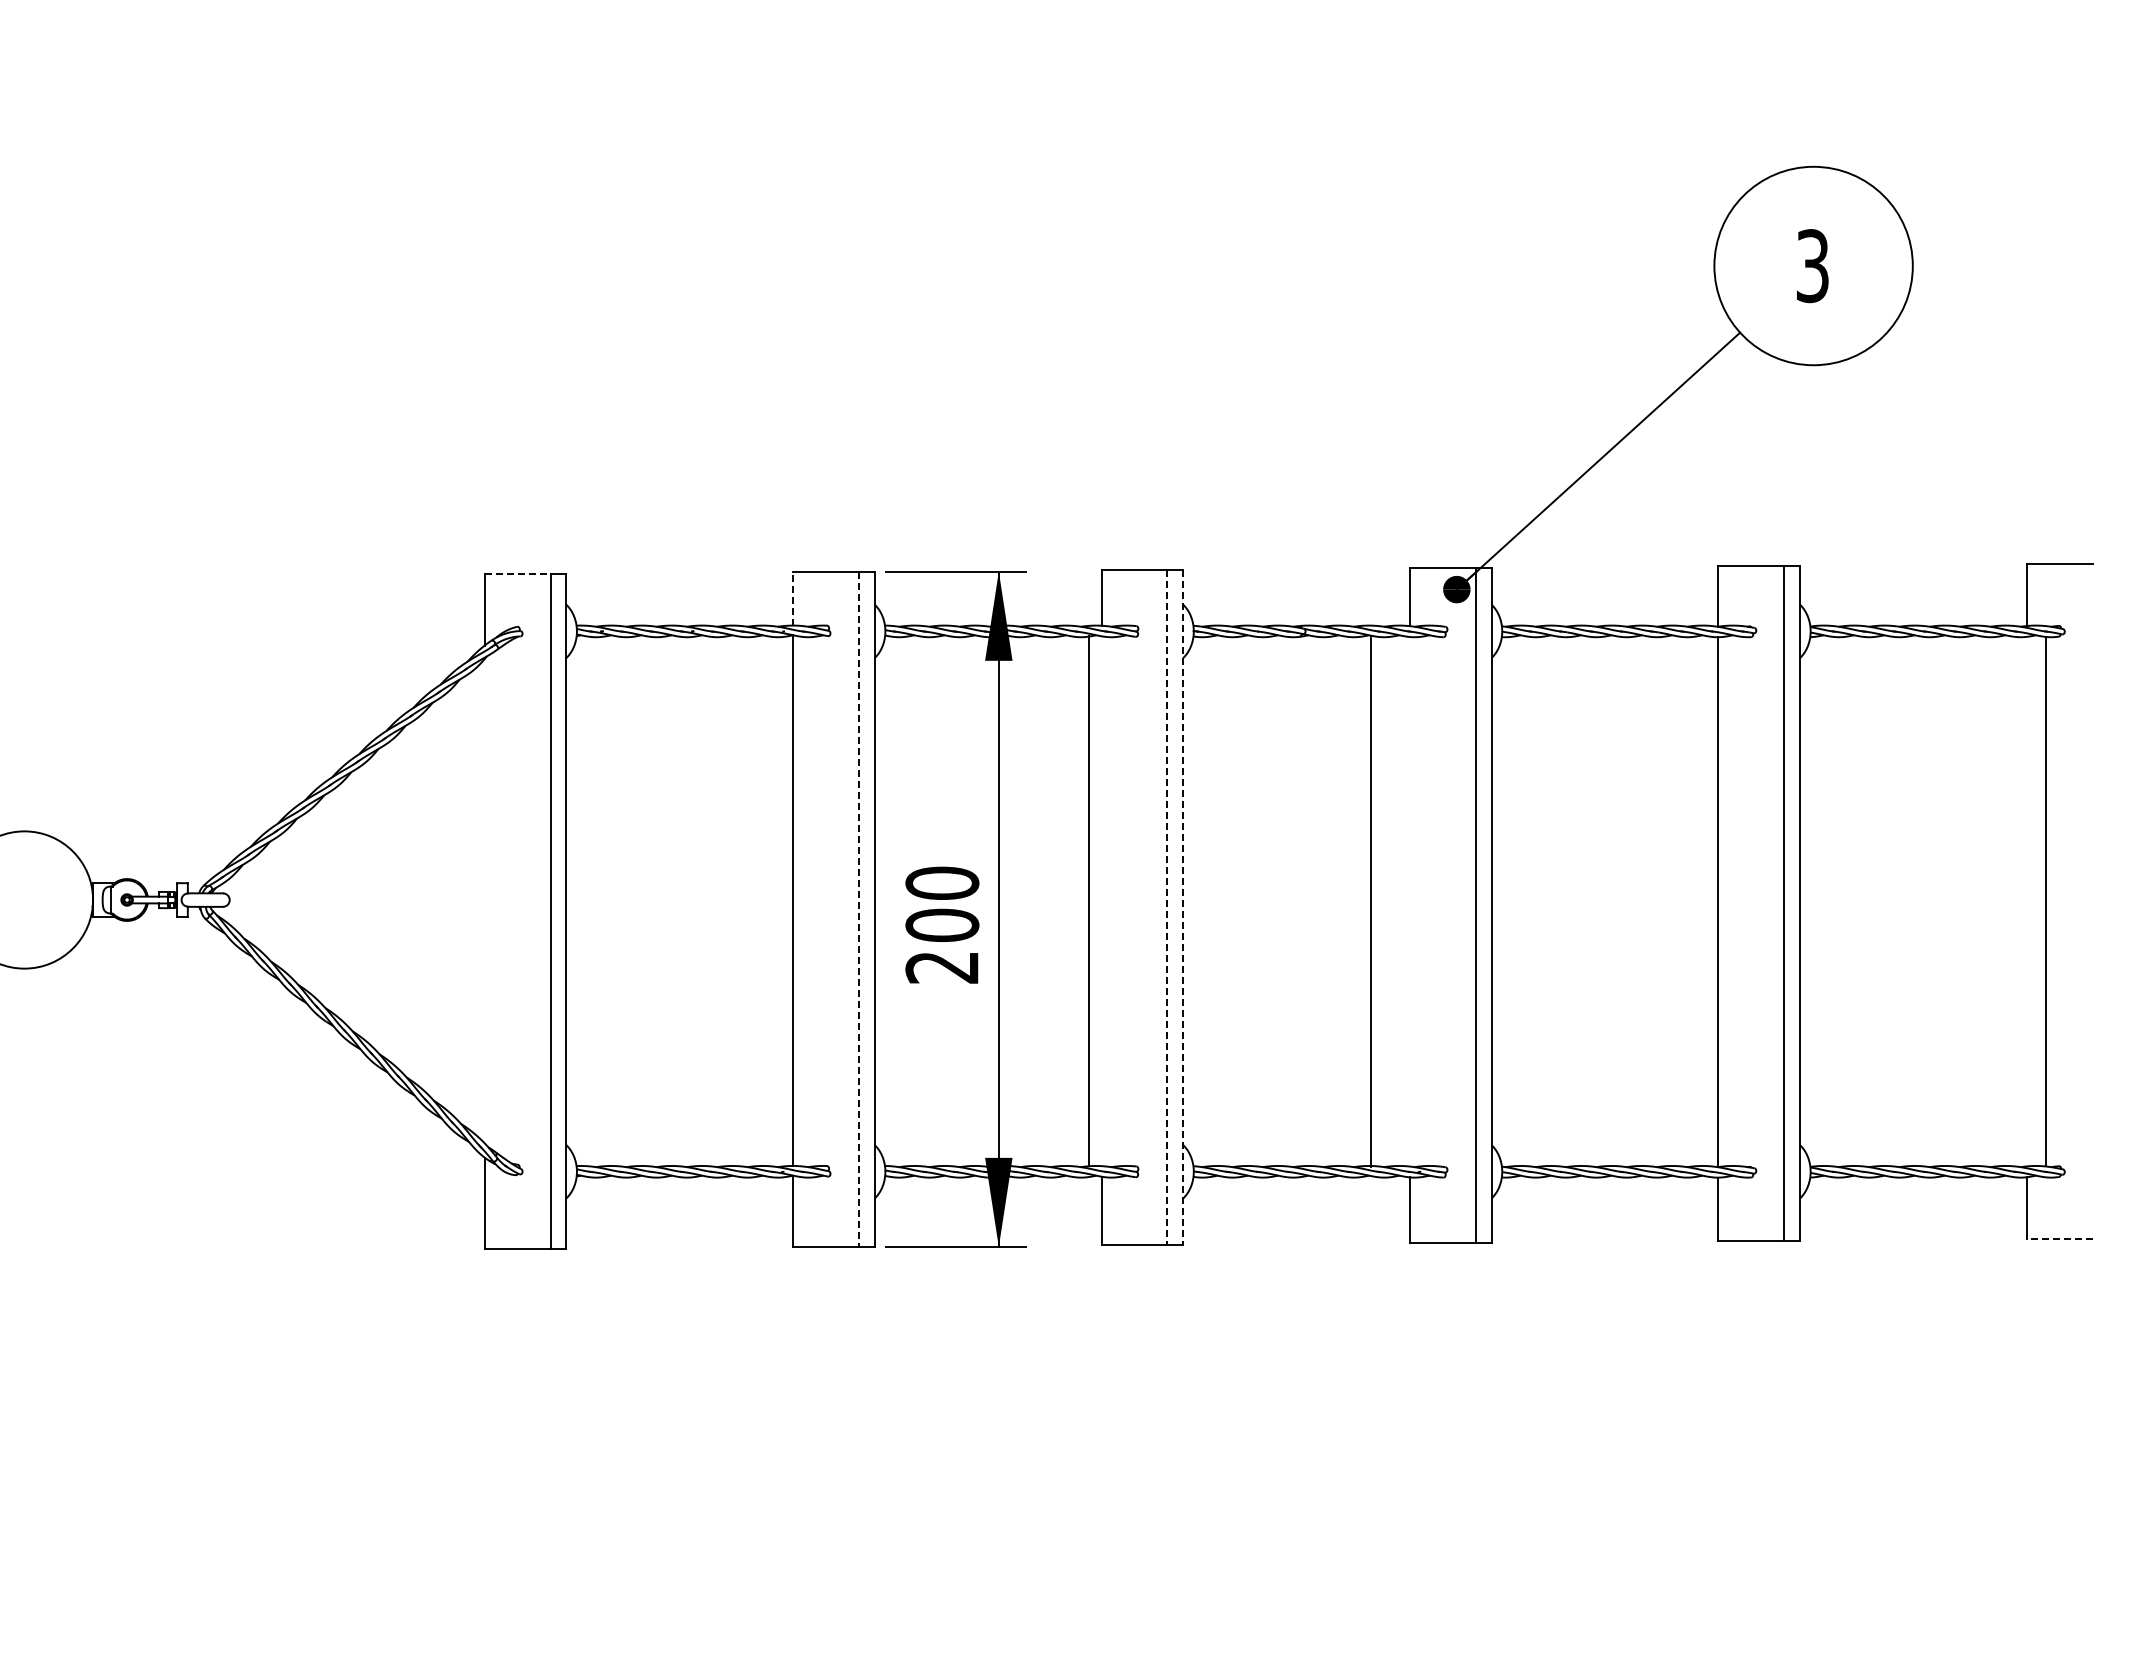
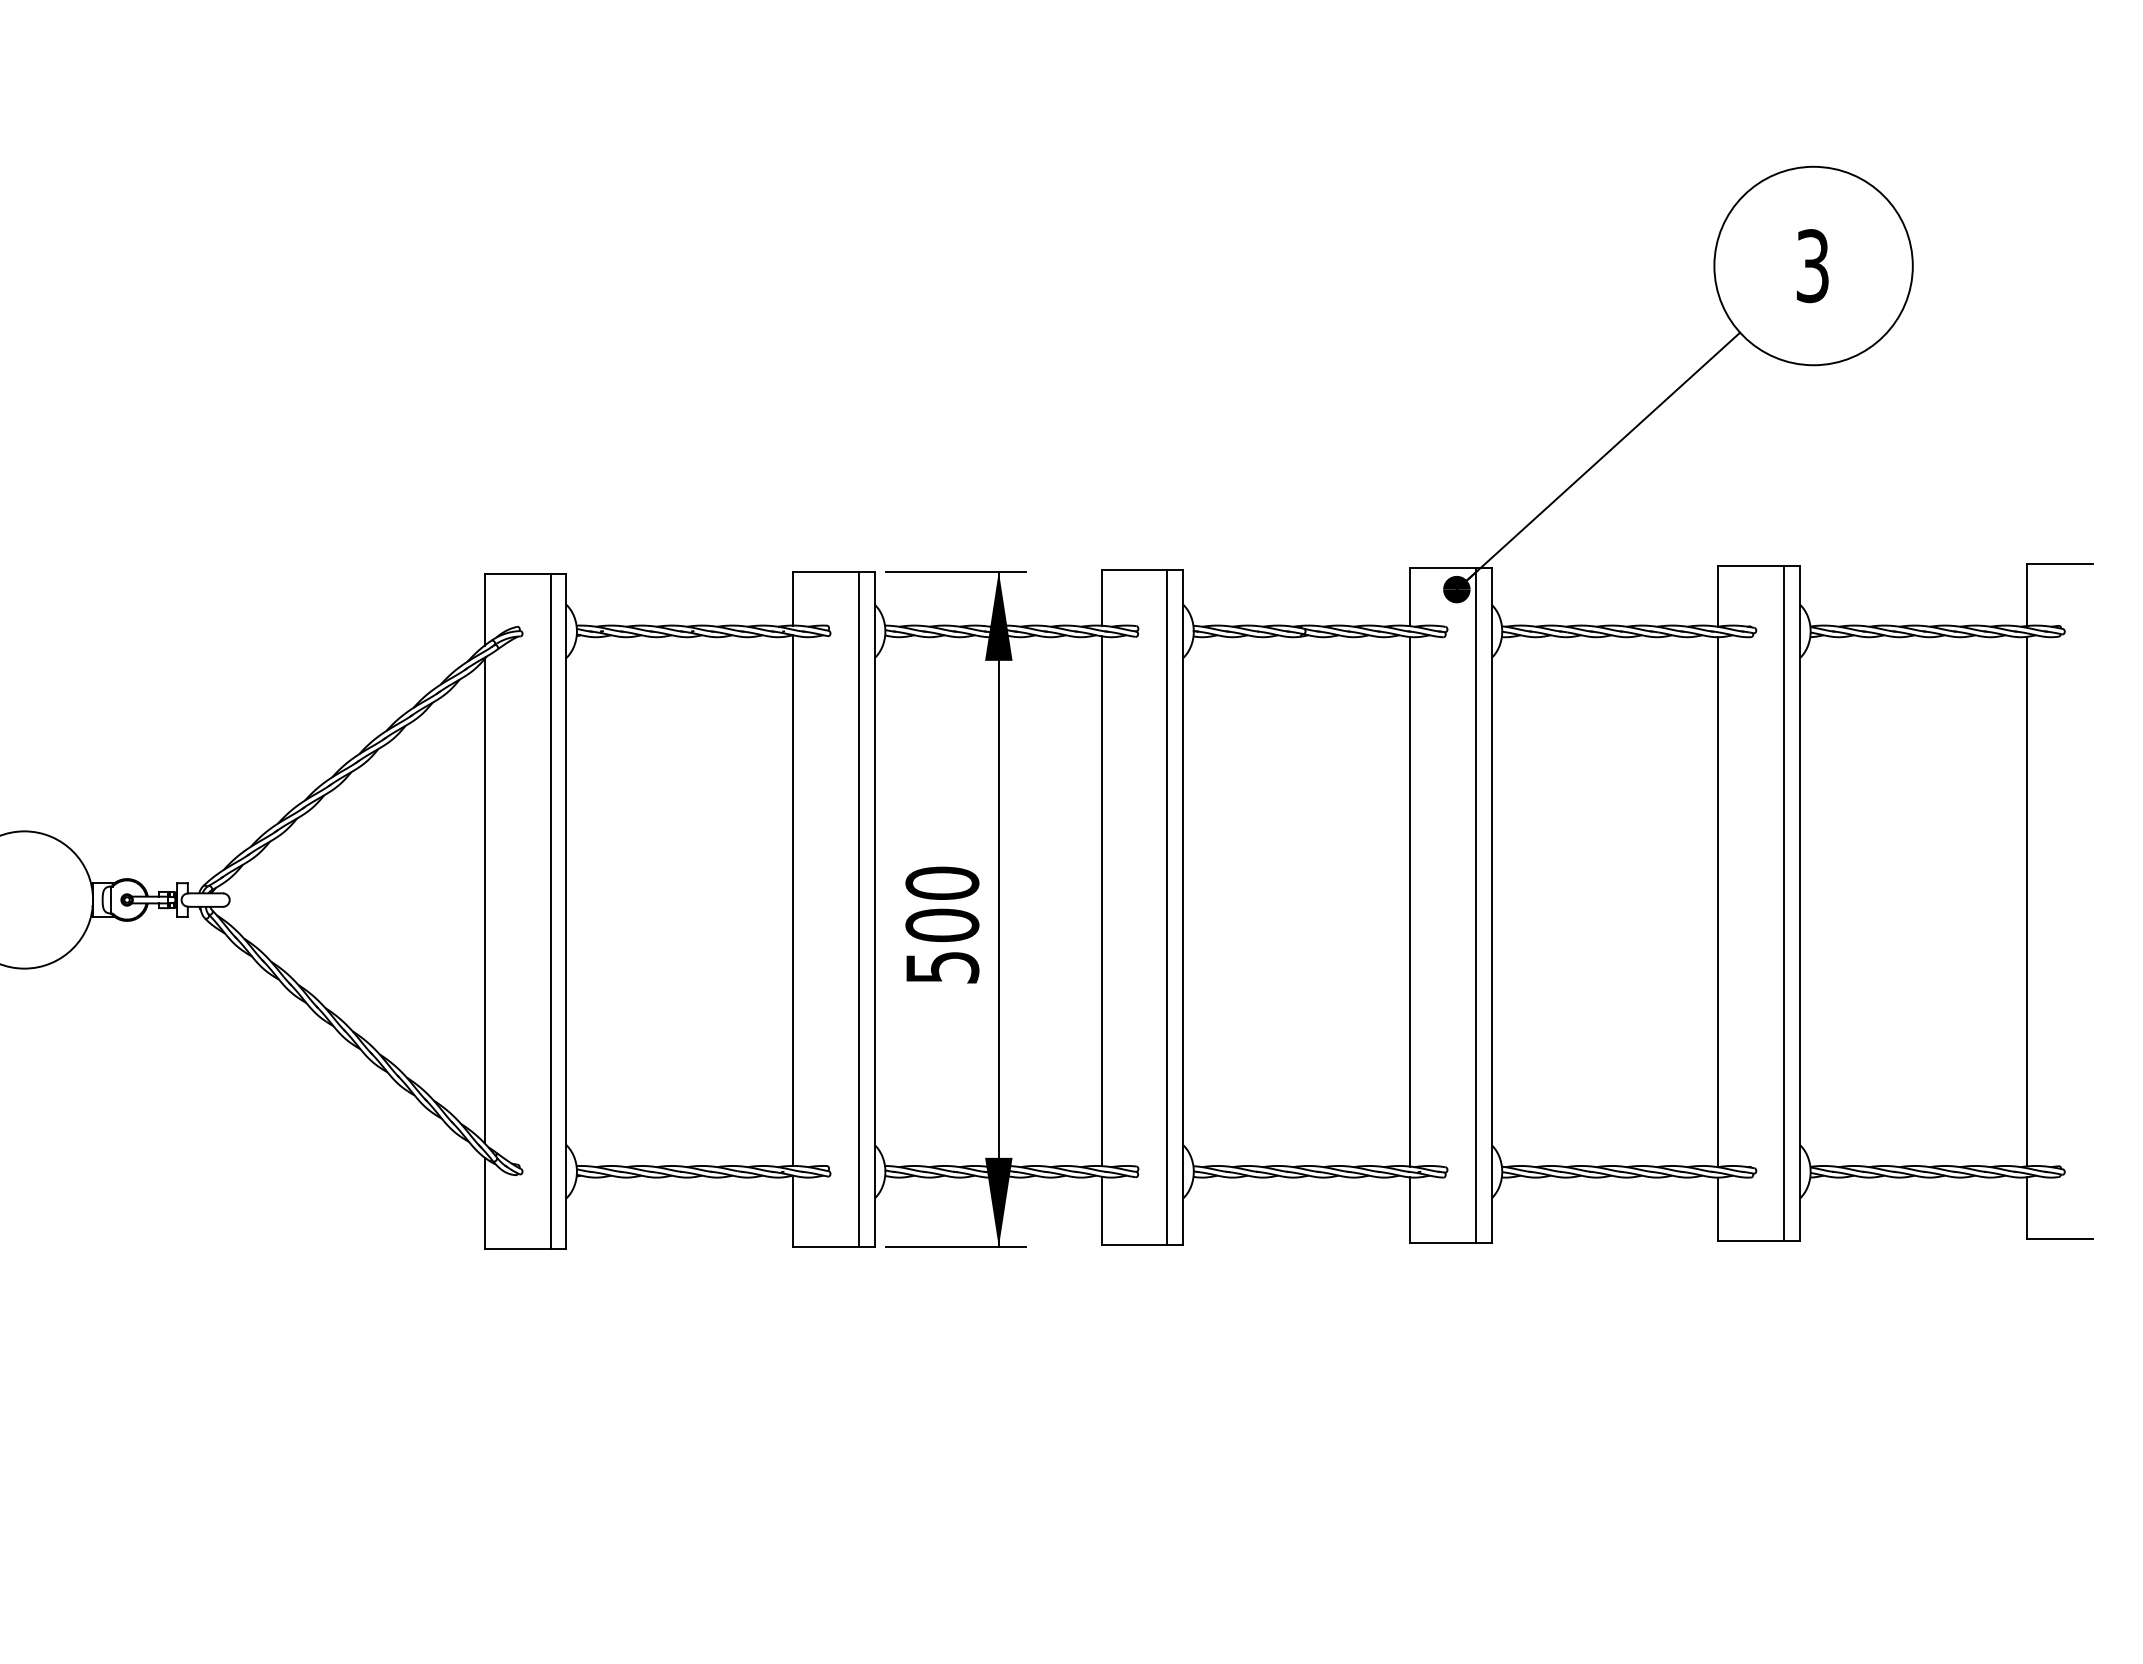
line: dashed -> solid (517, 573)
line: dashed -> solid (793, 598)
line: none -> present (484, 900)
line position: (1088, 901) -> (1101, 901) (1101, 901)
line position: (1371, 901) -> (1410, 901) (1410, 901)
line position: (2045, 901) -> (2026, 901) (2026, 901)
line: dashed -> solid (1167, 907)
line: dashed -> solid (1183, 907)
line: dashed -> solid (858, 909)
text: 200 -> 500 (942, 967)
line: dashed -> solid (2059, 1239)
